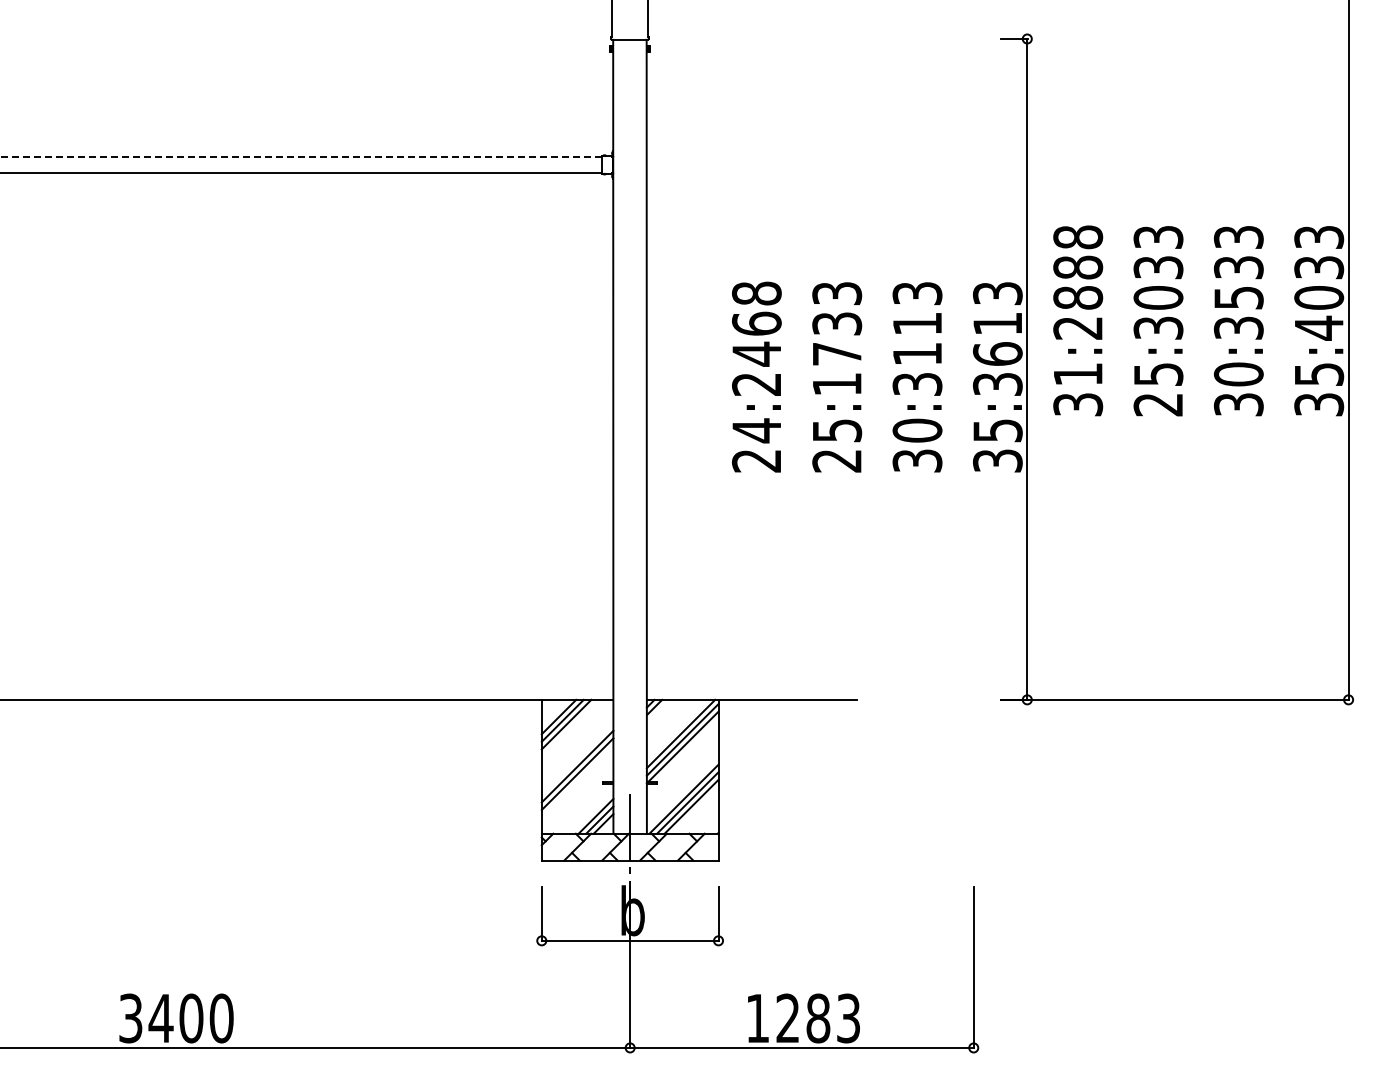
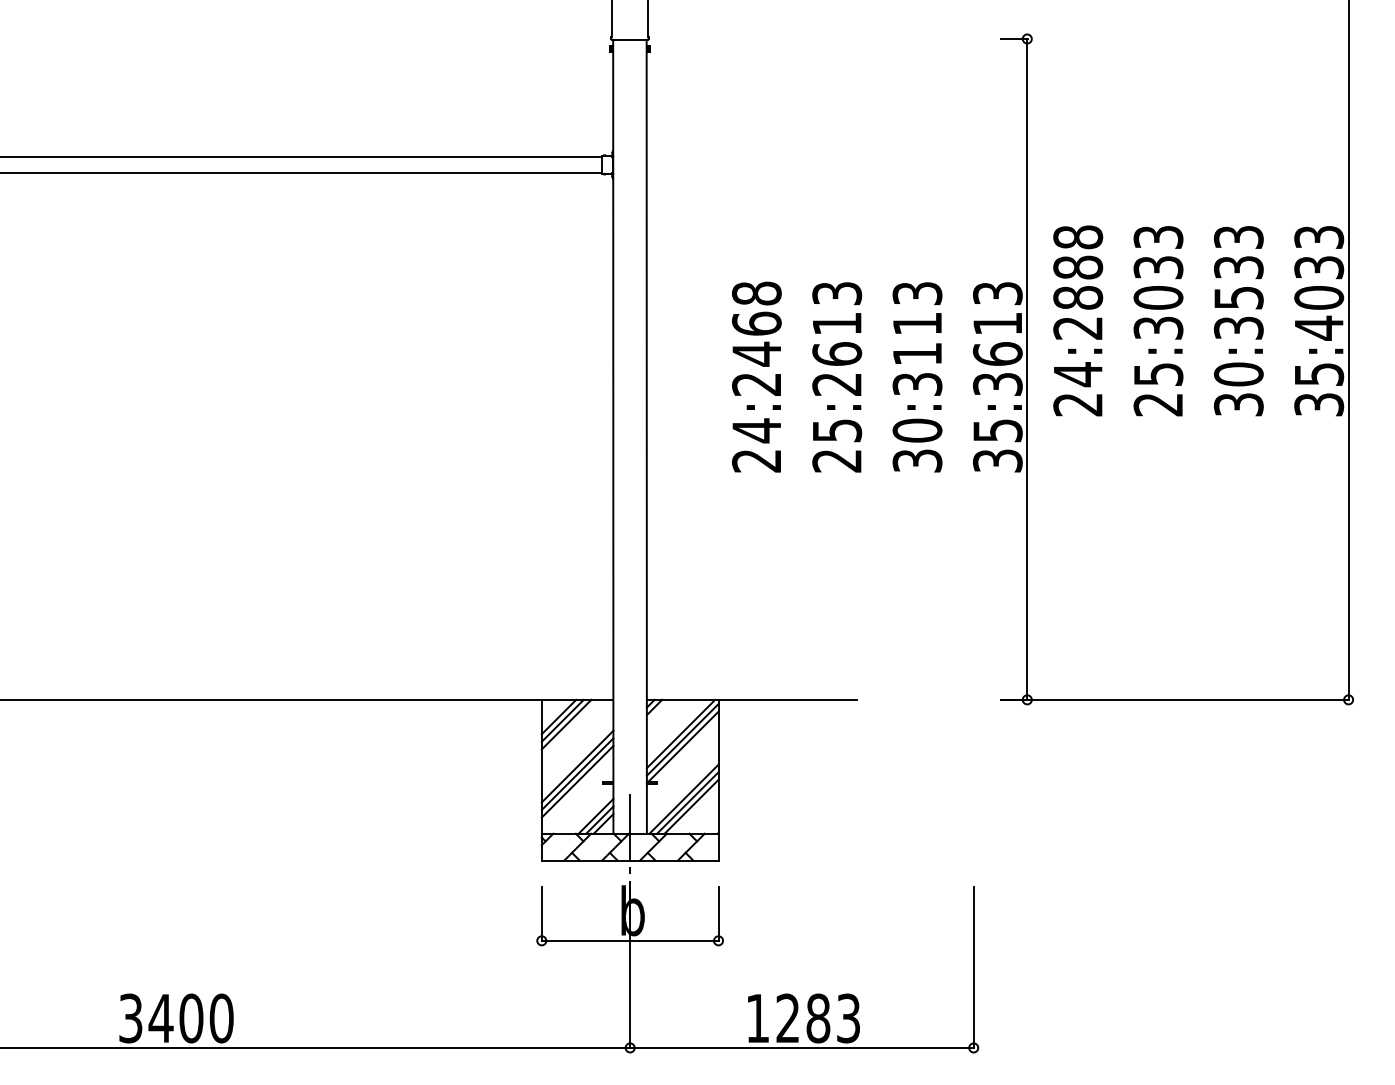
line: dashed -> solid (301, 156)
text: 25:1733 -> 25:2613 (837, 353)
text: 31:2888 -> 24:2888 (1078, 389)
line: none -> present (577, 781)
